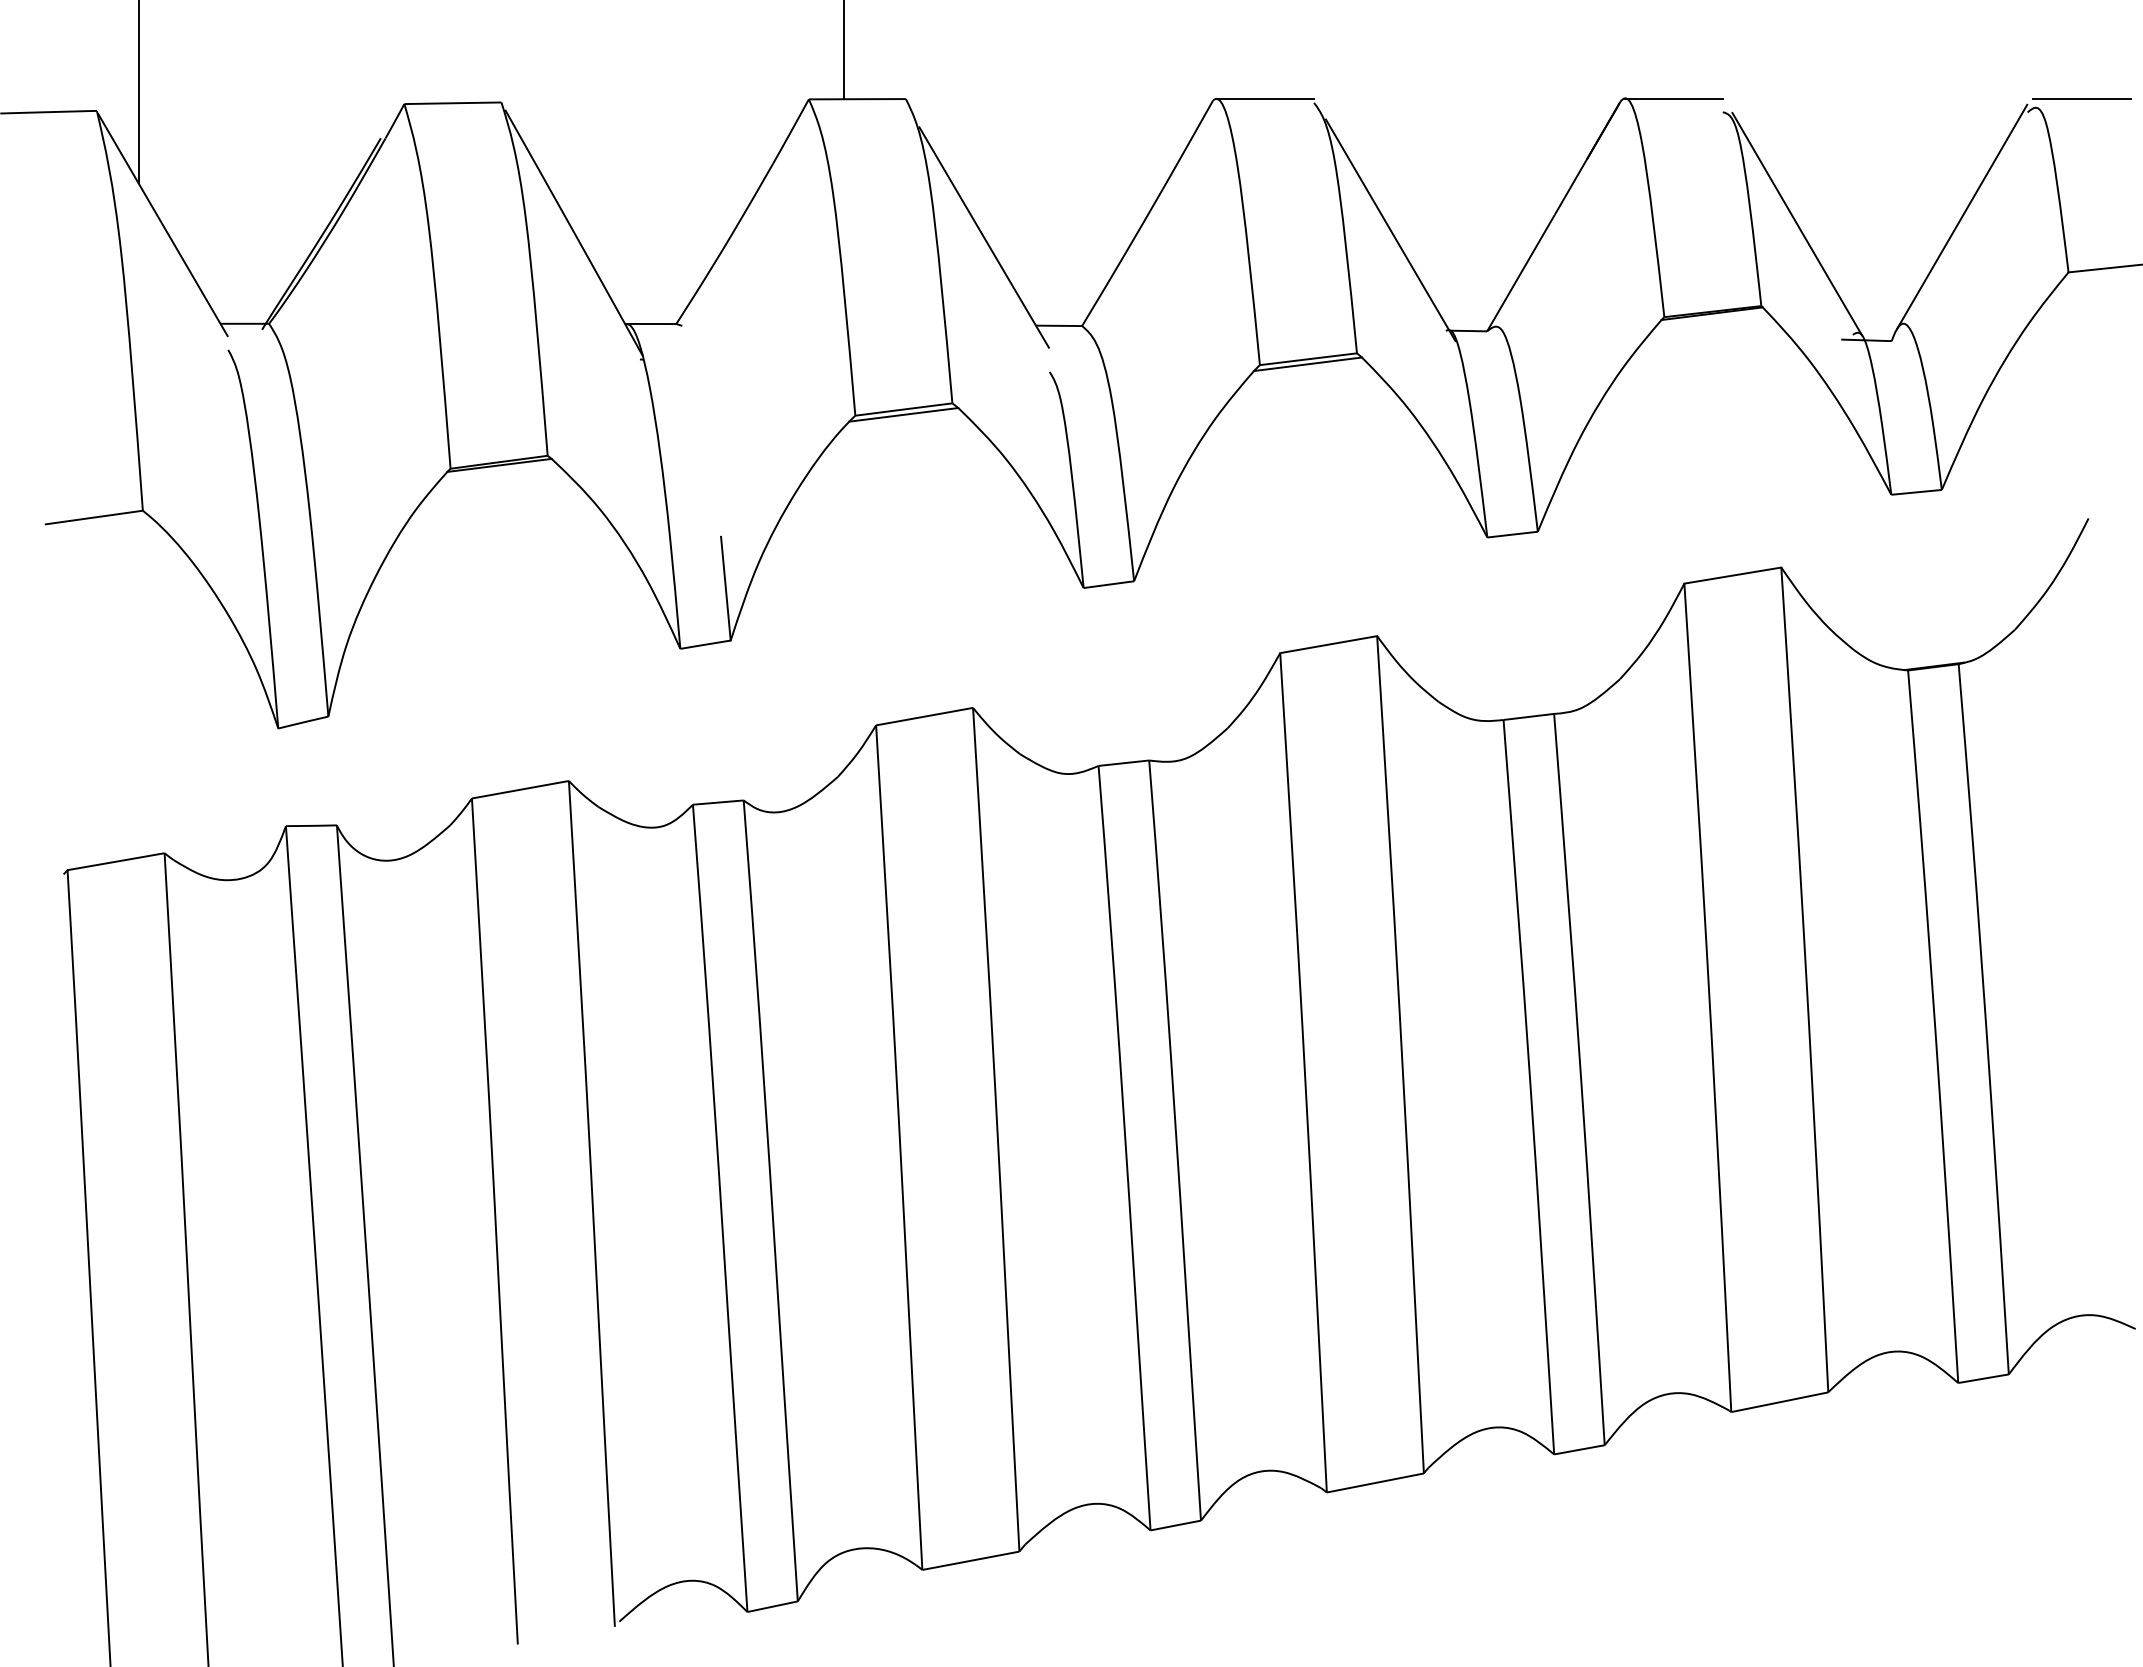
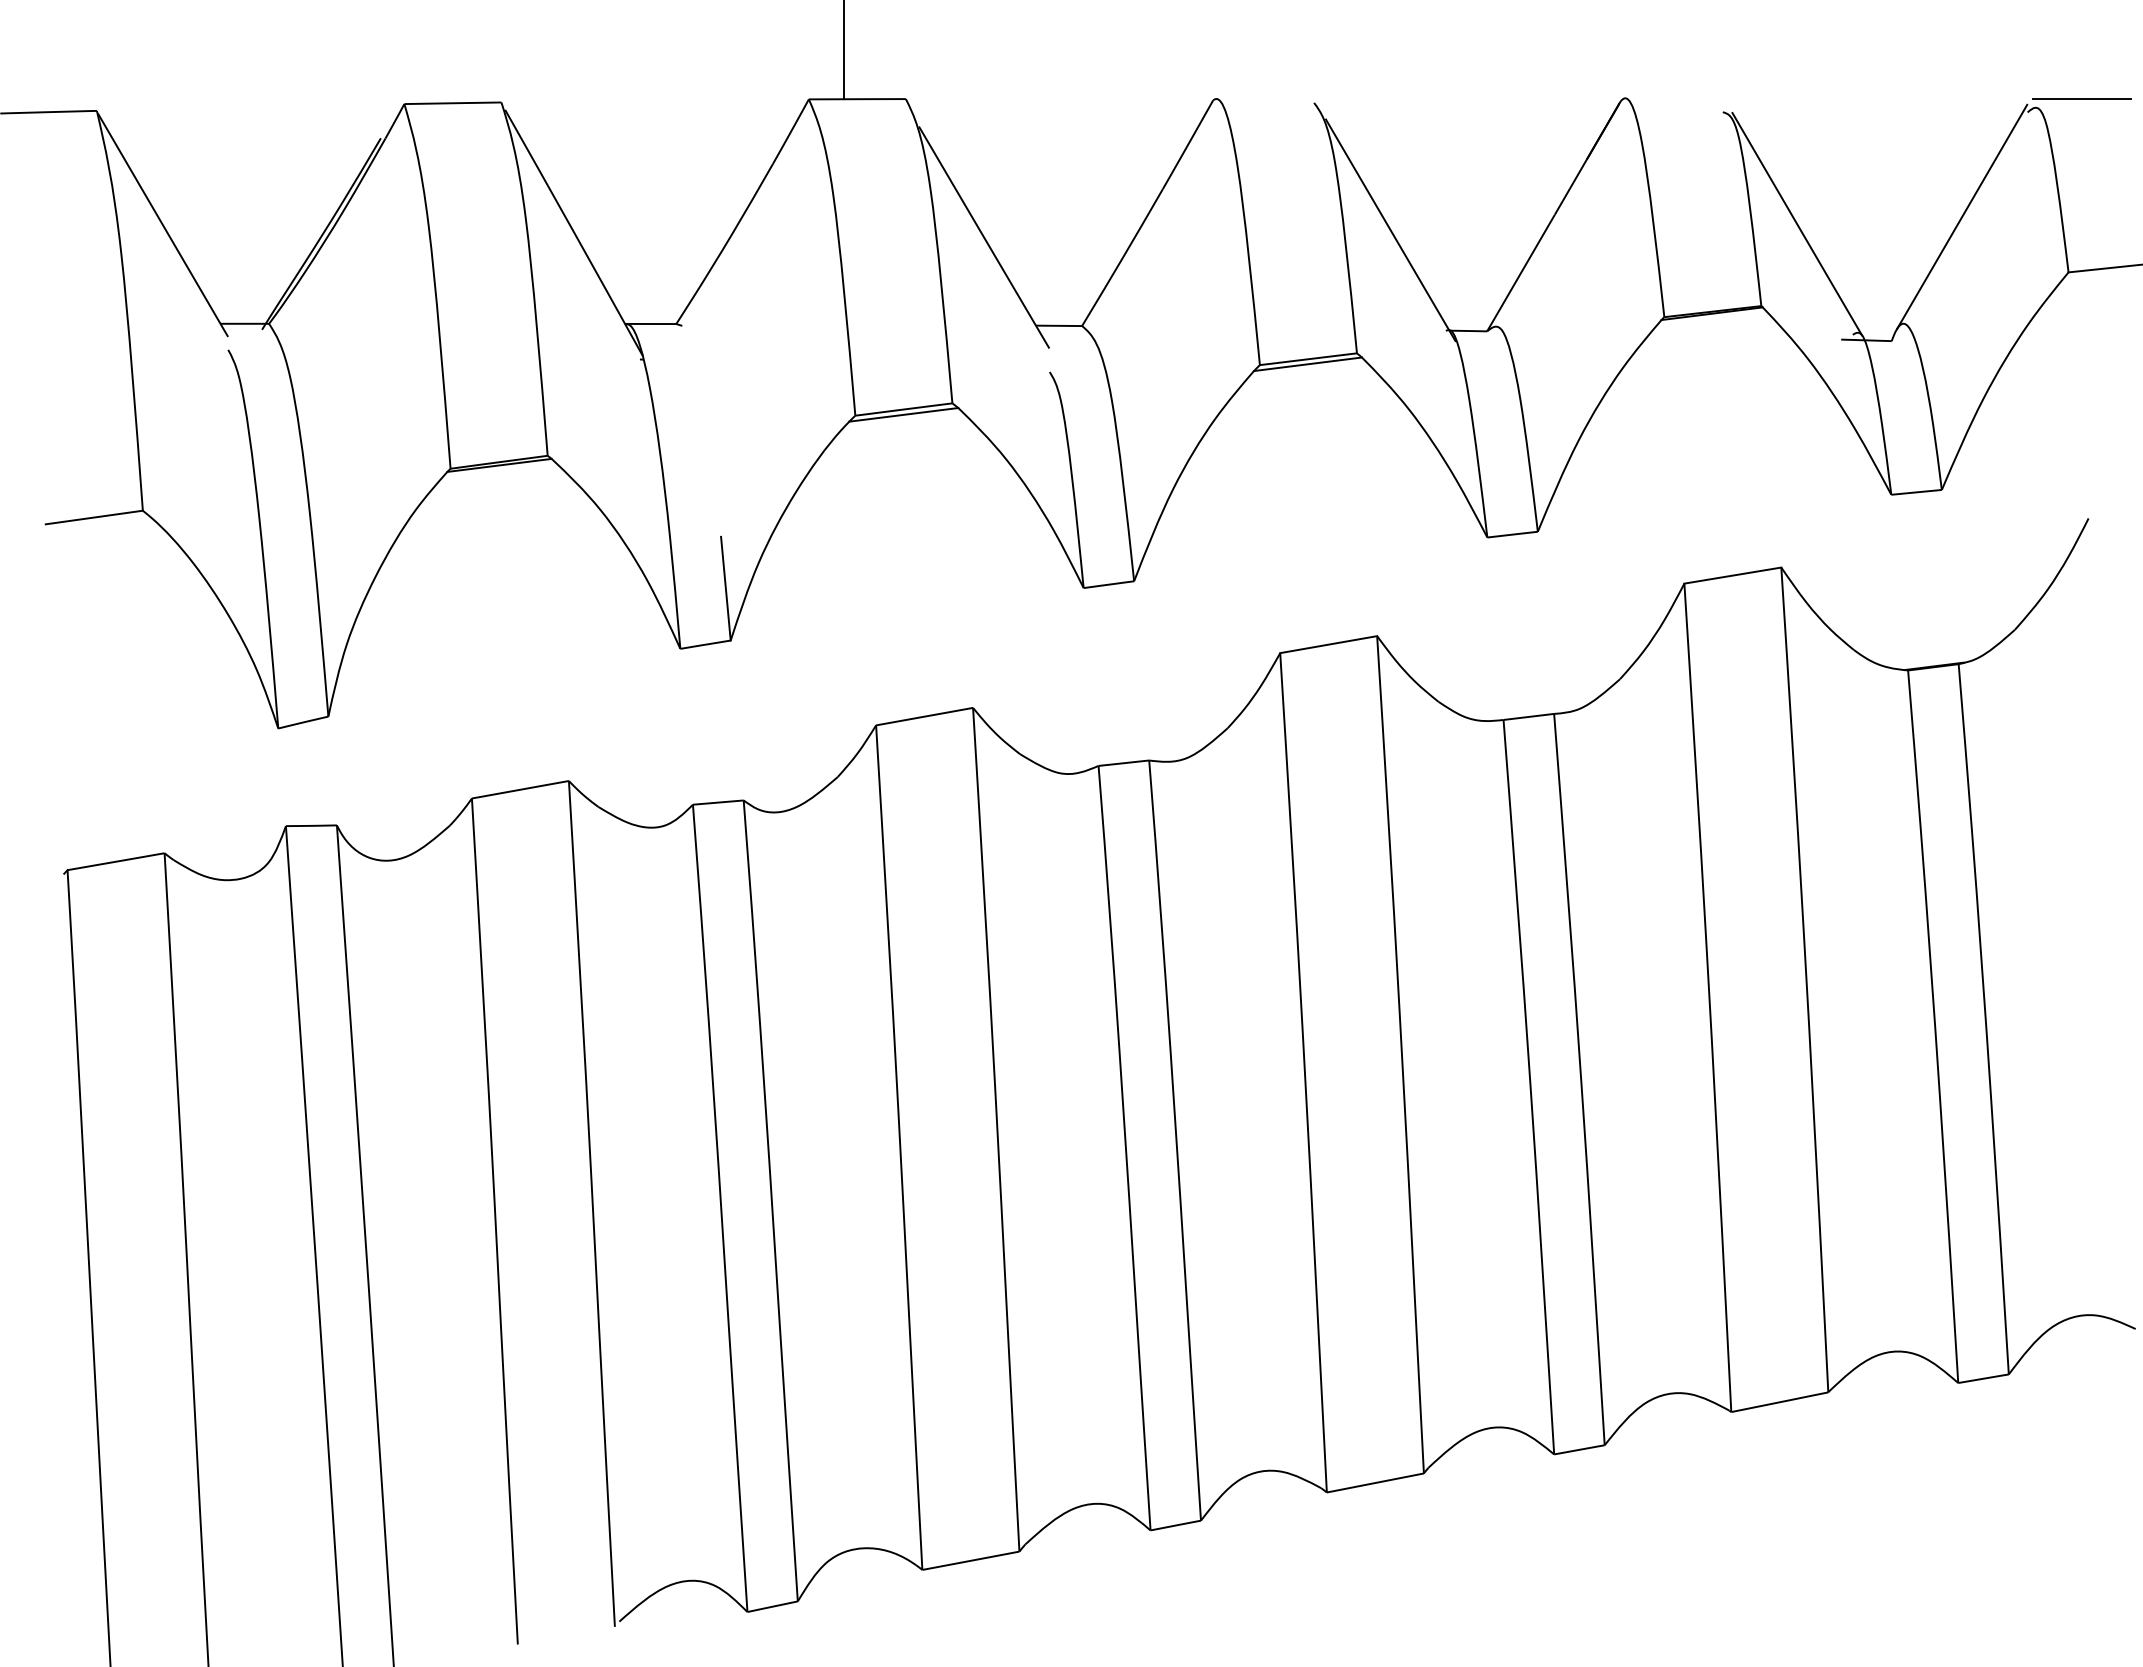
line: present -> none (138, 92)
line: present -> none (1265, 99)
line: present -> none (1673, 99)
